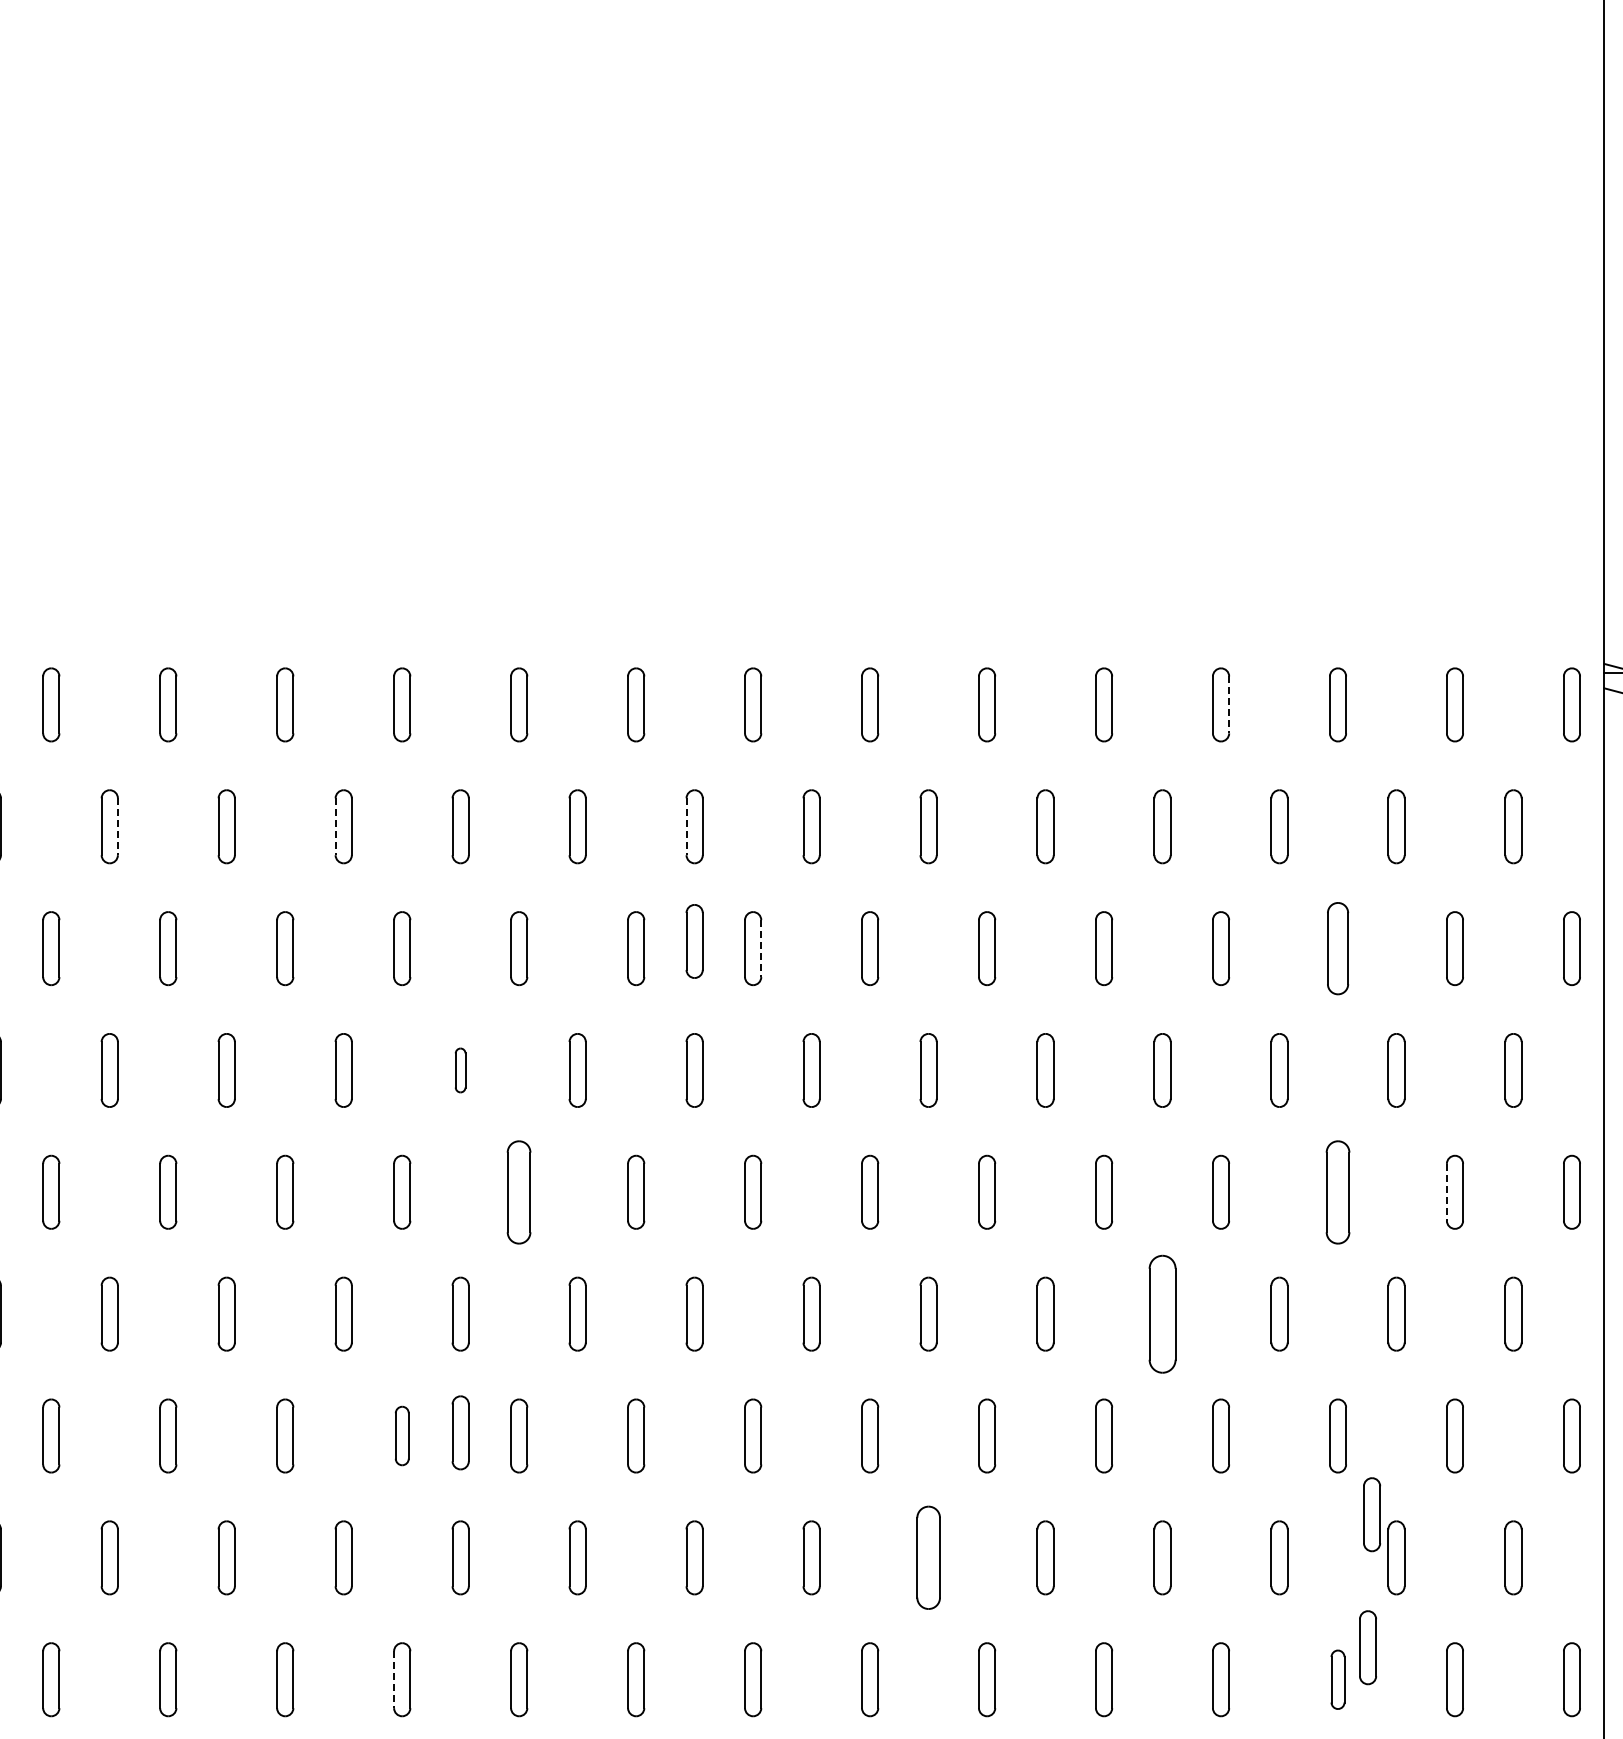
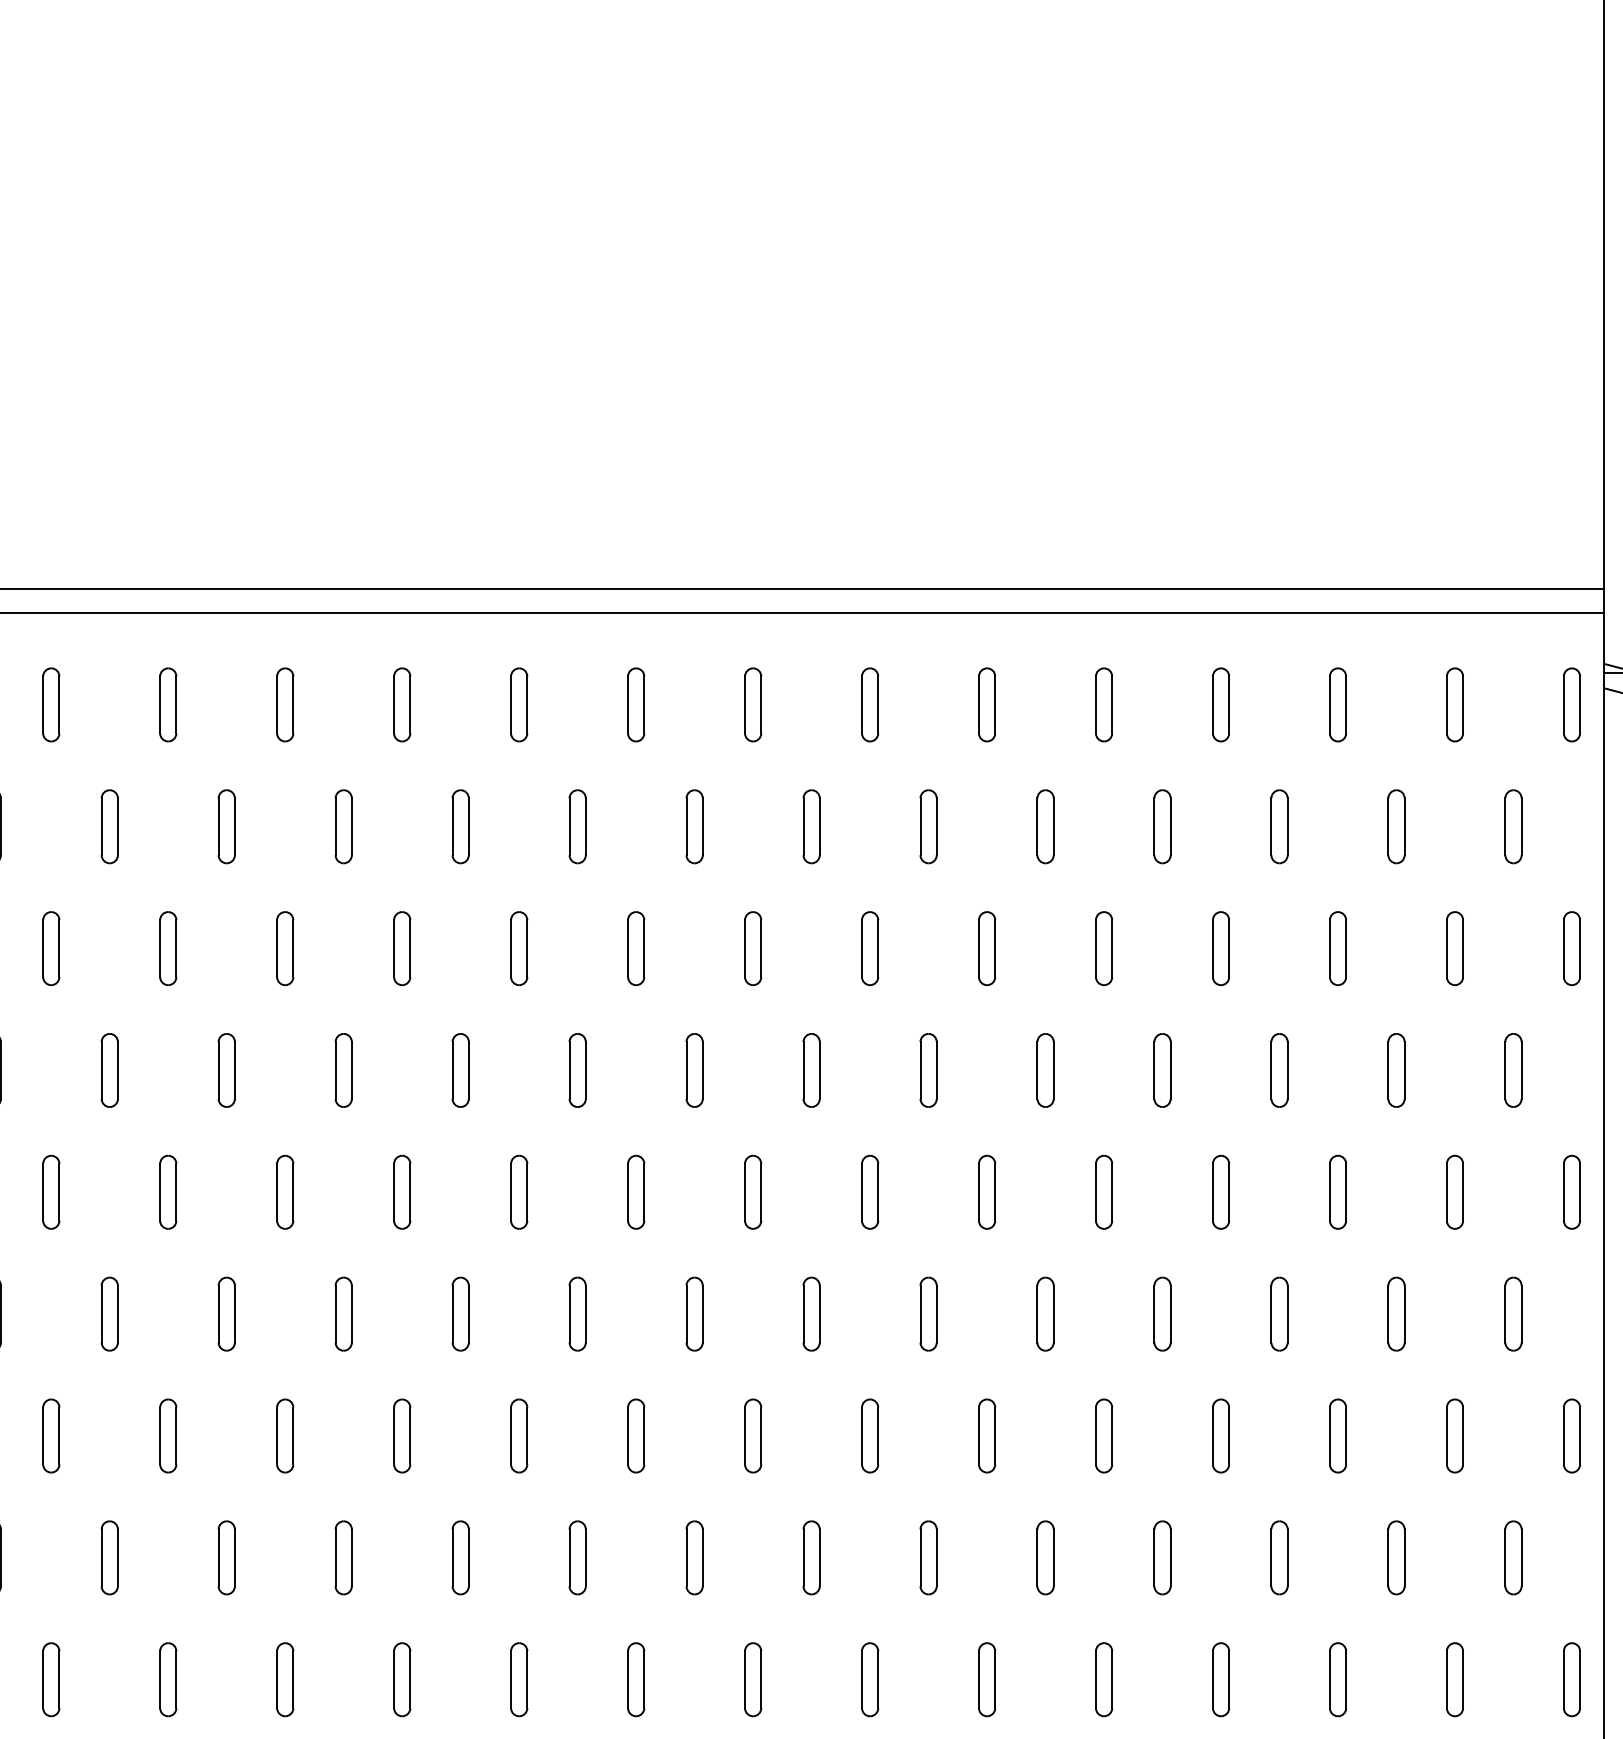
line: none -> present (803, 588)
line: none -> present (802, 612)
line: dashed -> solid (1229, 705)
line: dashed -> solid (117, 827)
line: dashed -> solid (335, 827)
line: dashed -> solid (686, 827)
part: present -> none (694, 941)
part size: 23x94 px -> 18x75 px (1337, 948)
line: dashed -> solid (761, 949)
part size: 13x47 px -> 19x75 px (460, 1070)
part size: 26x105 px -> 19x76 px (519, 1191)
part size: 26x105 px -> 18x76 px (1337, 1191)
line: dashed -> solid (1446, 1192)
part size: 29x120 px -> 19x76 px (1162, 1313)
part: present -> none (460, 1432)
part size: 16x62 px -> 19x76 px (402, 1435)
part: present -> none (1372, 1514)
part size: 25x105 px -> 19x76 px (928, 1557)
part: present -> none (1367, 1647)
part size: 16x61 px -> 18x76 px (1337, 1679)
line: dashed -> solid (394, 1680)
